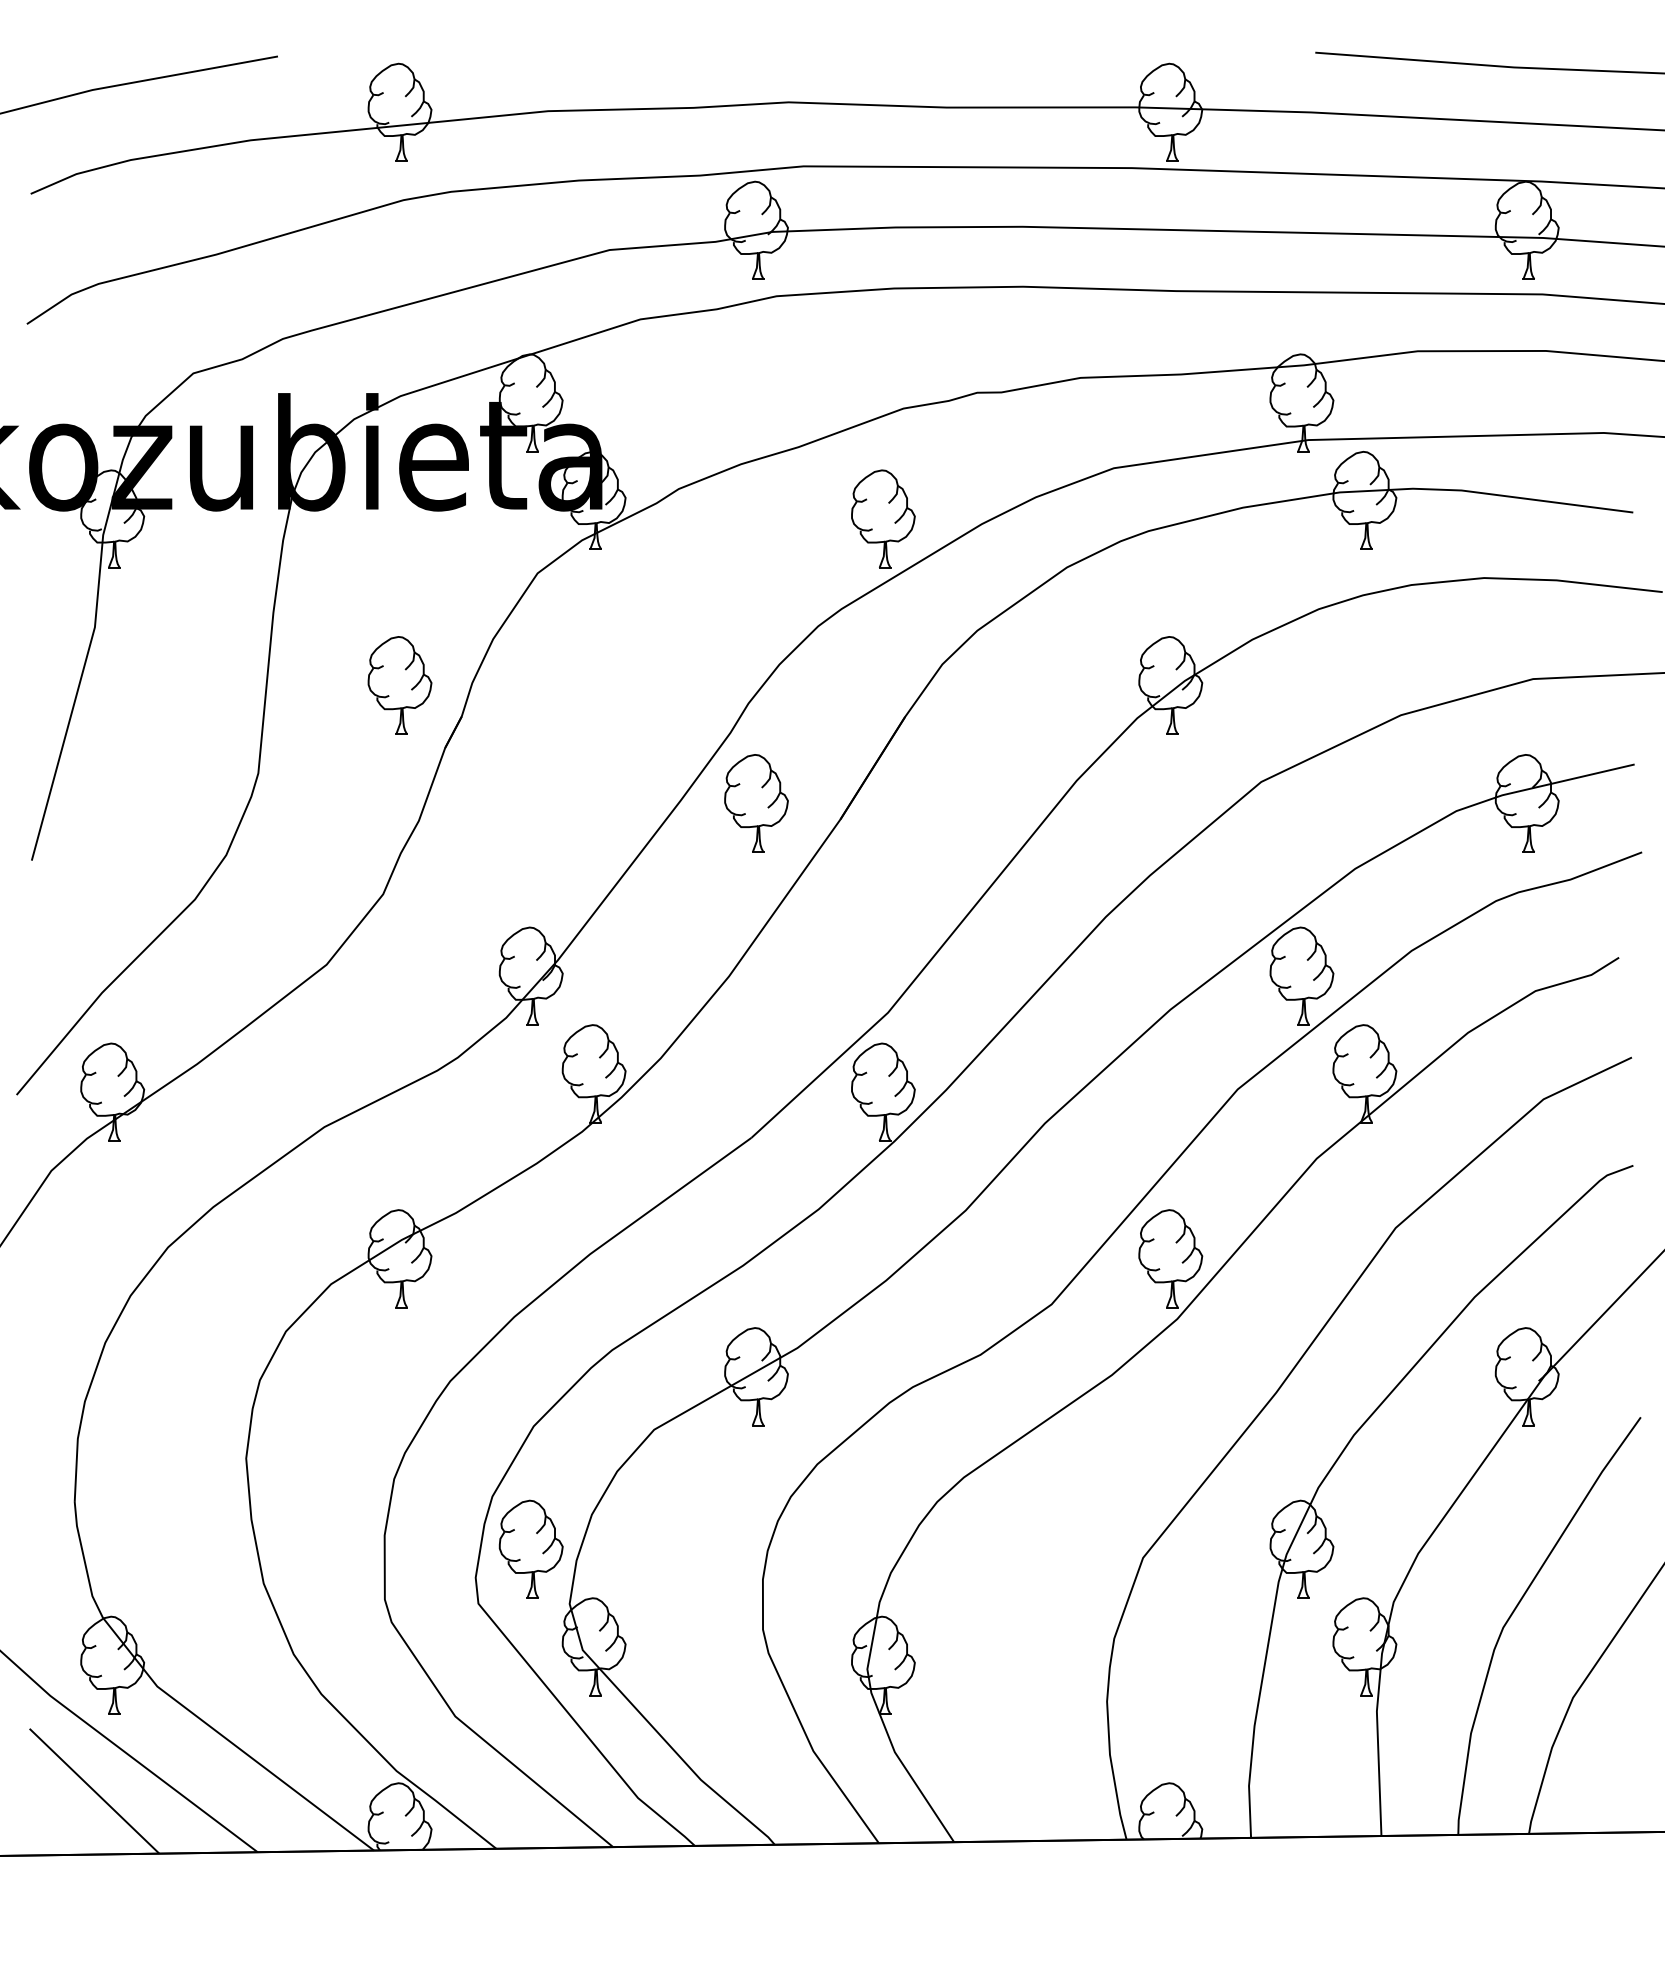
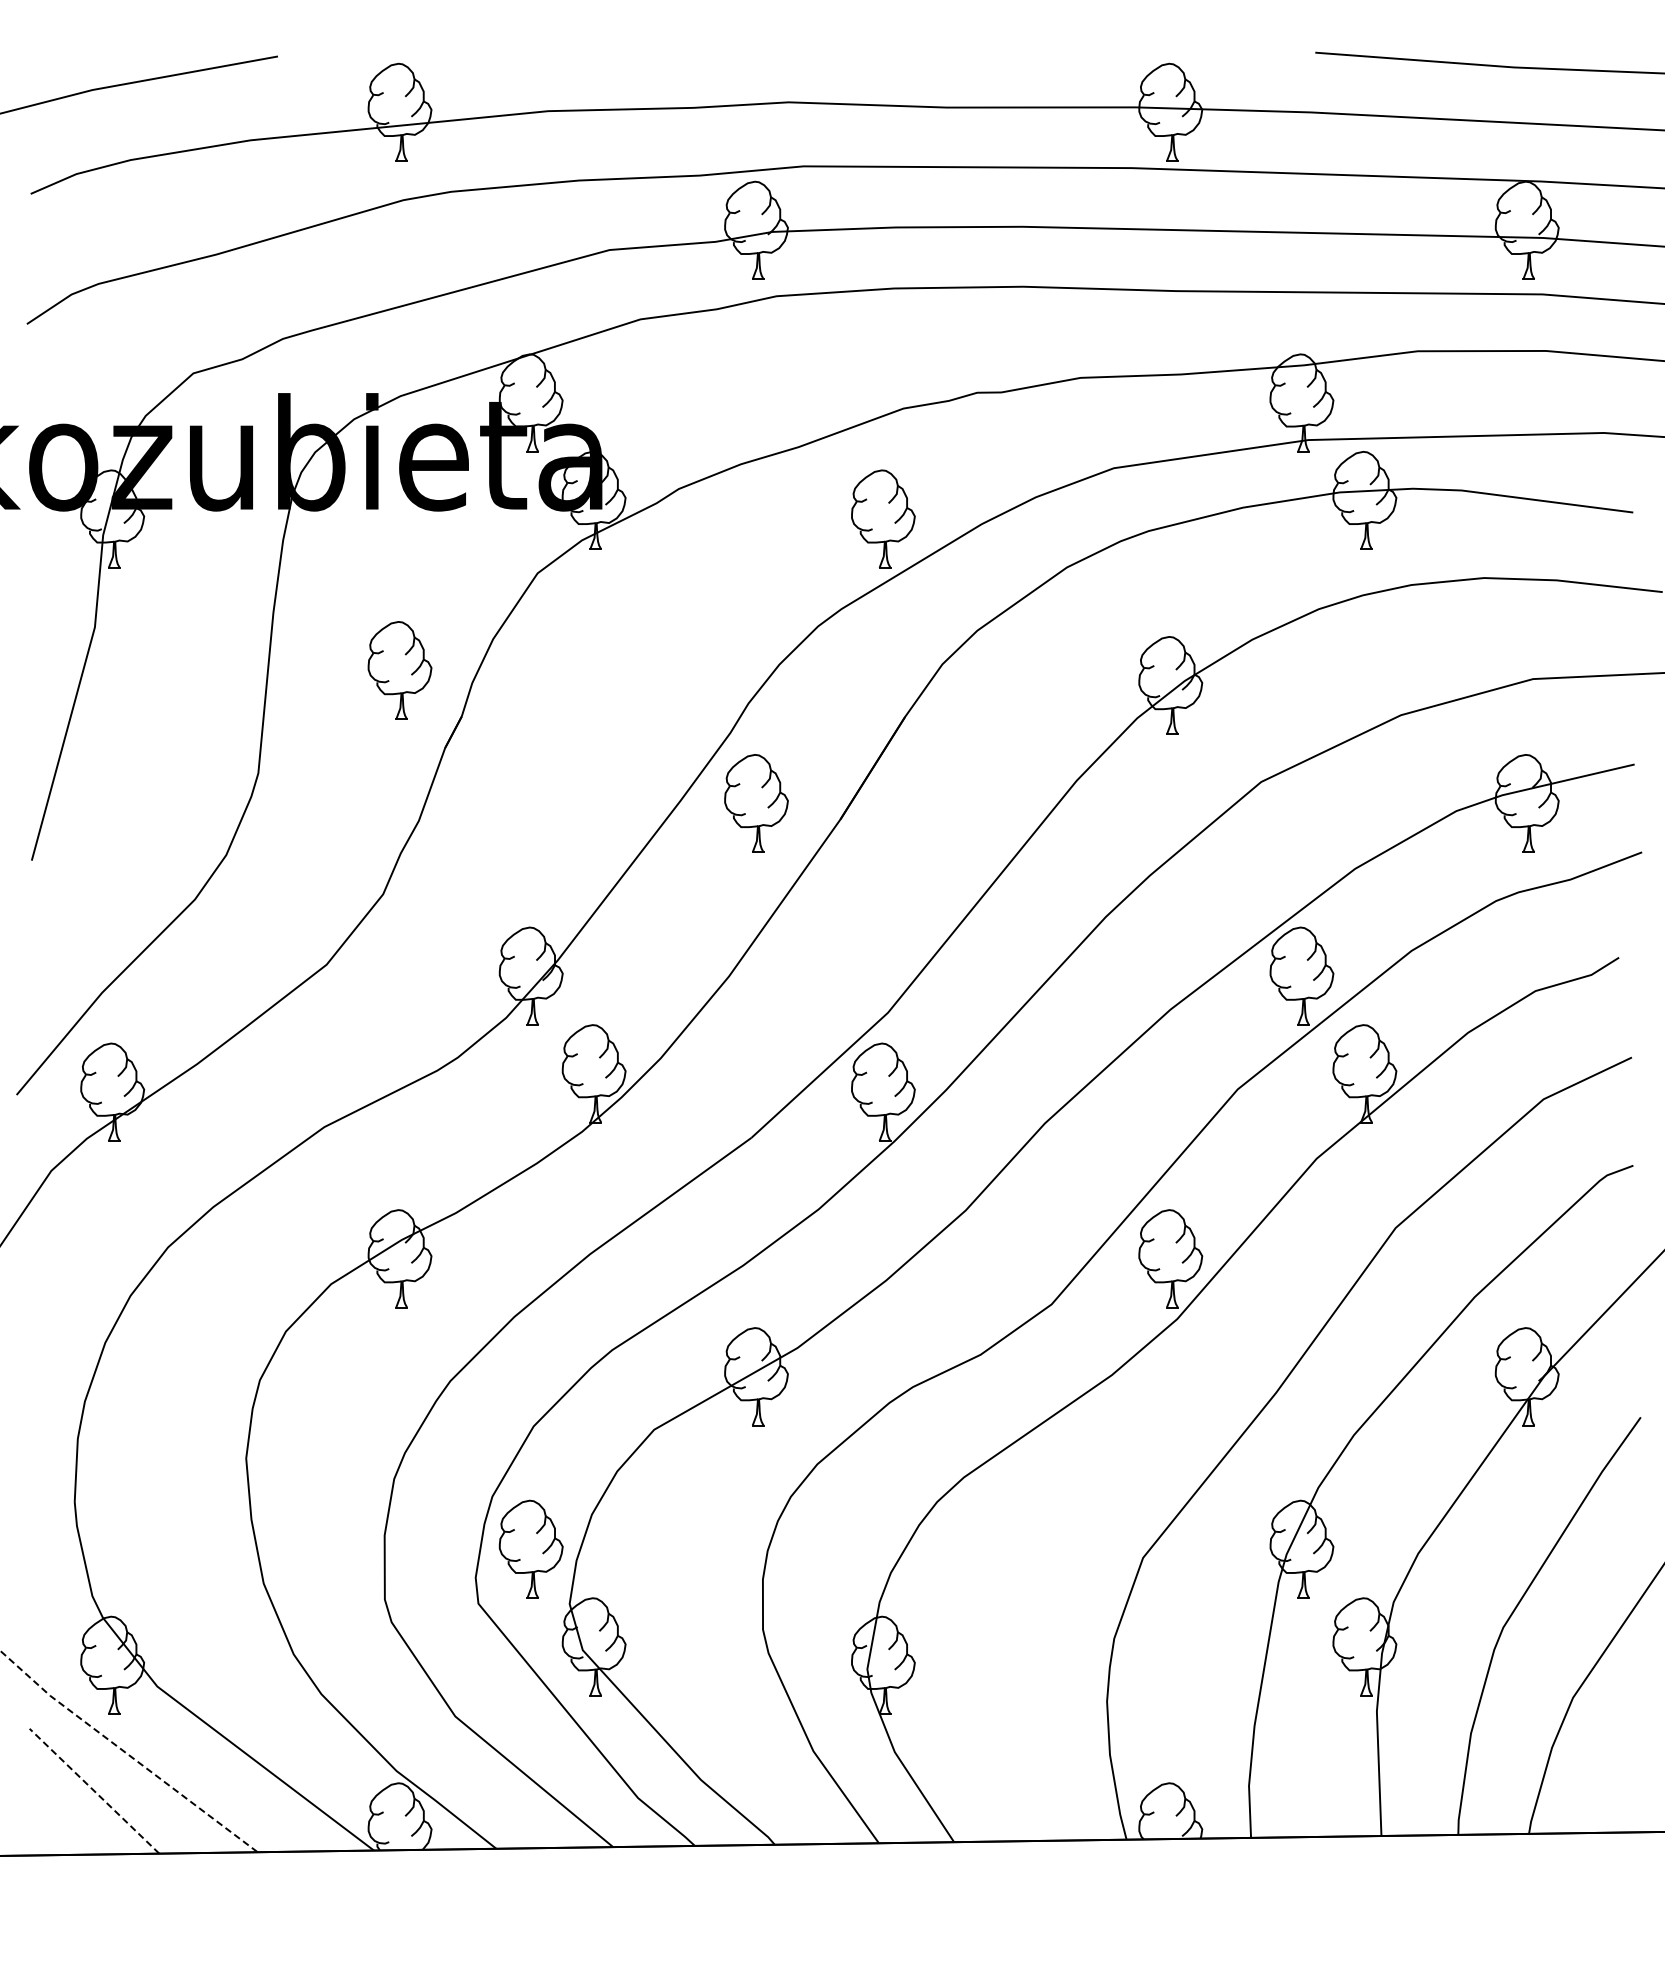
part position: (399, 685) -> (399, 670) (399, 670)
line: solid -> dashed (126, 1753)
line: solid -> dashed (94, 1790)
